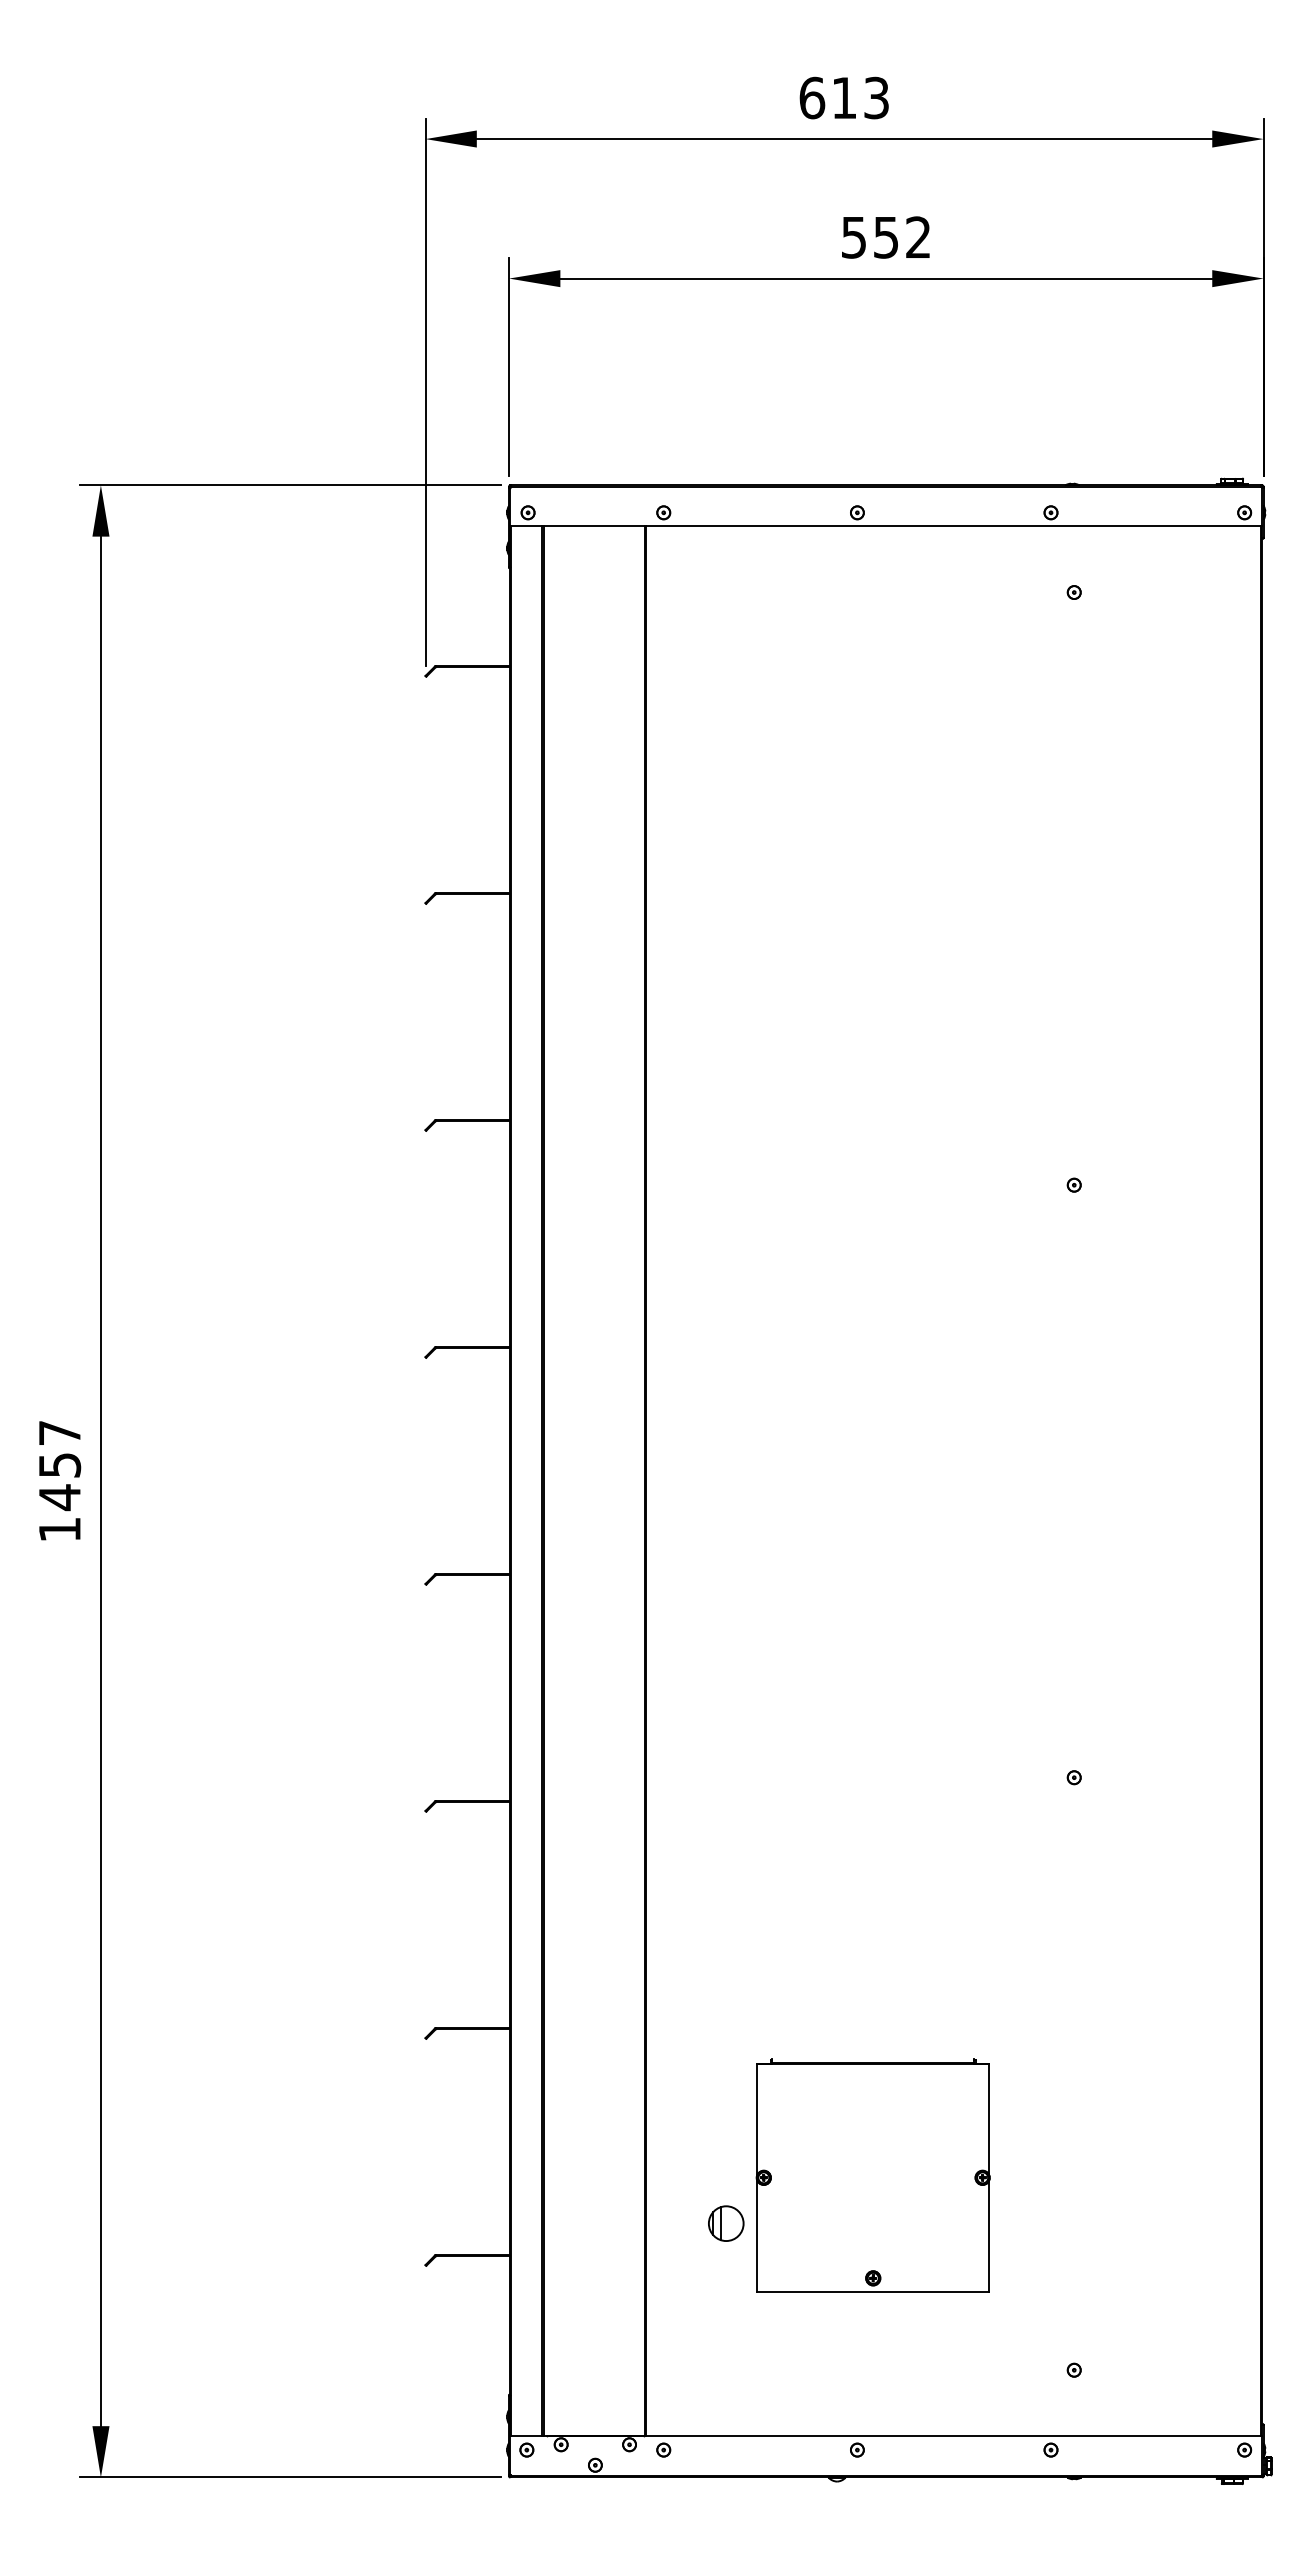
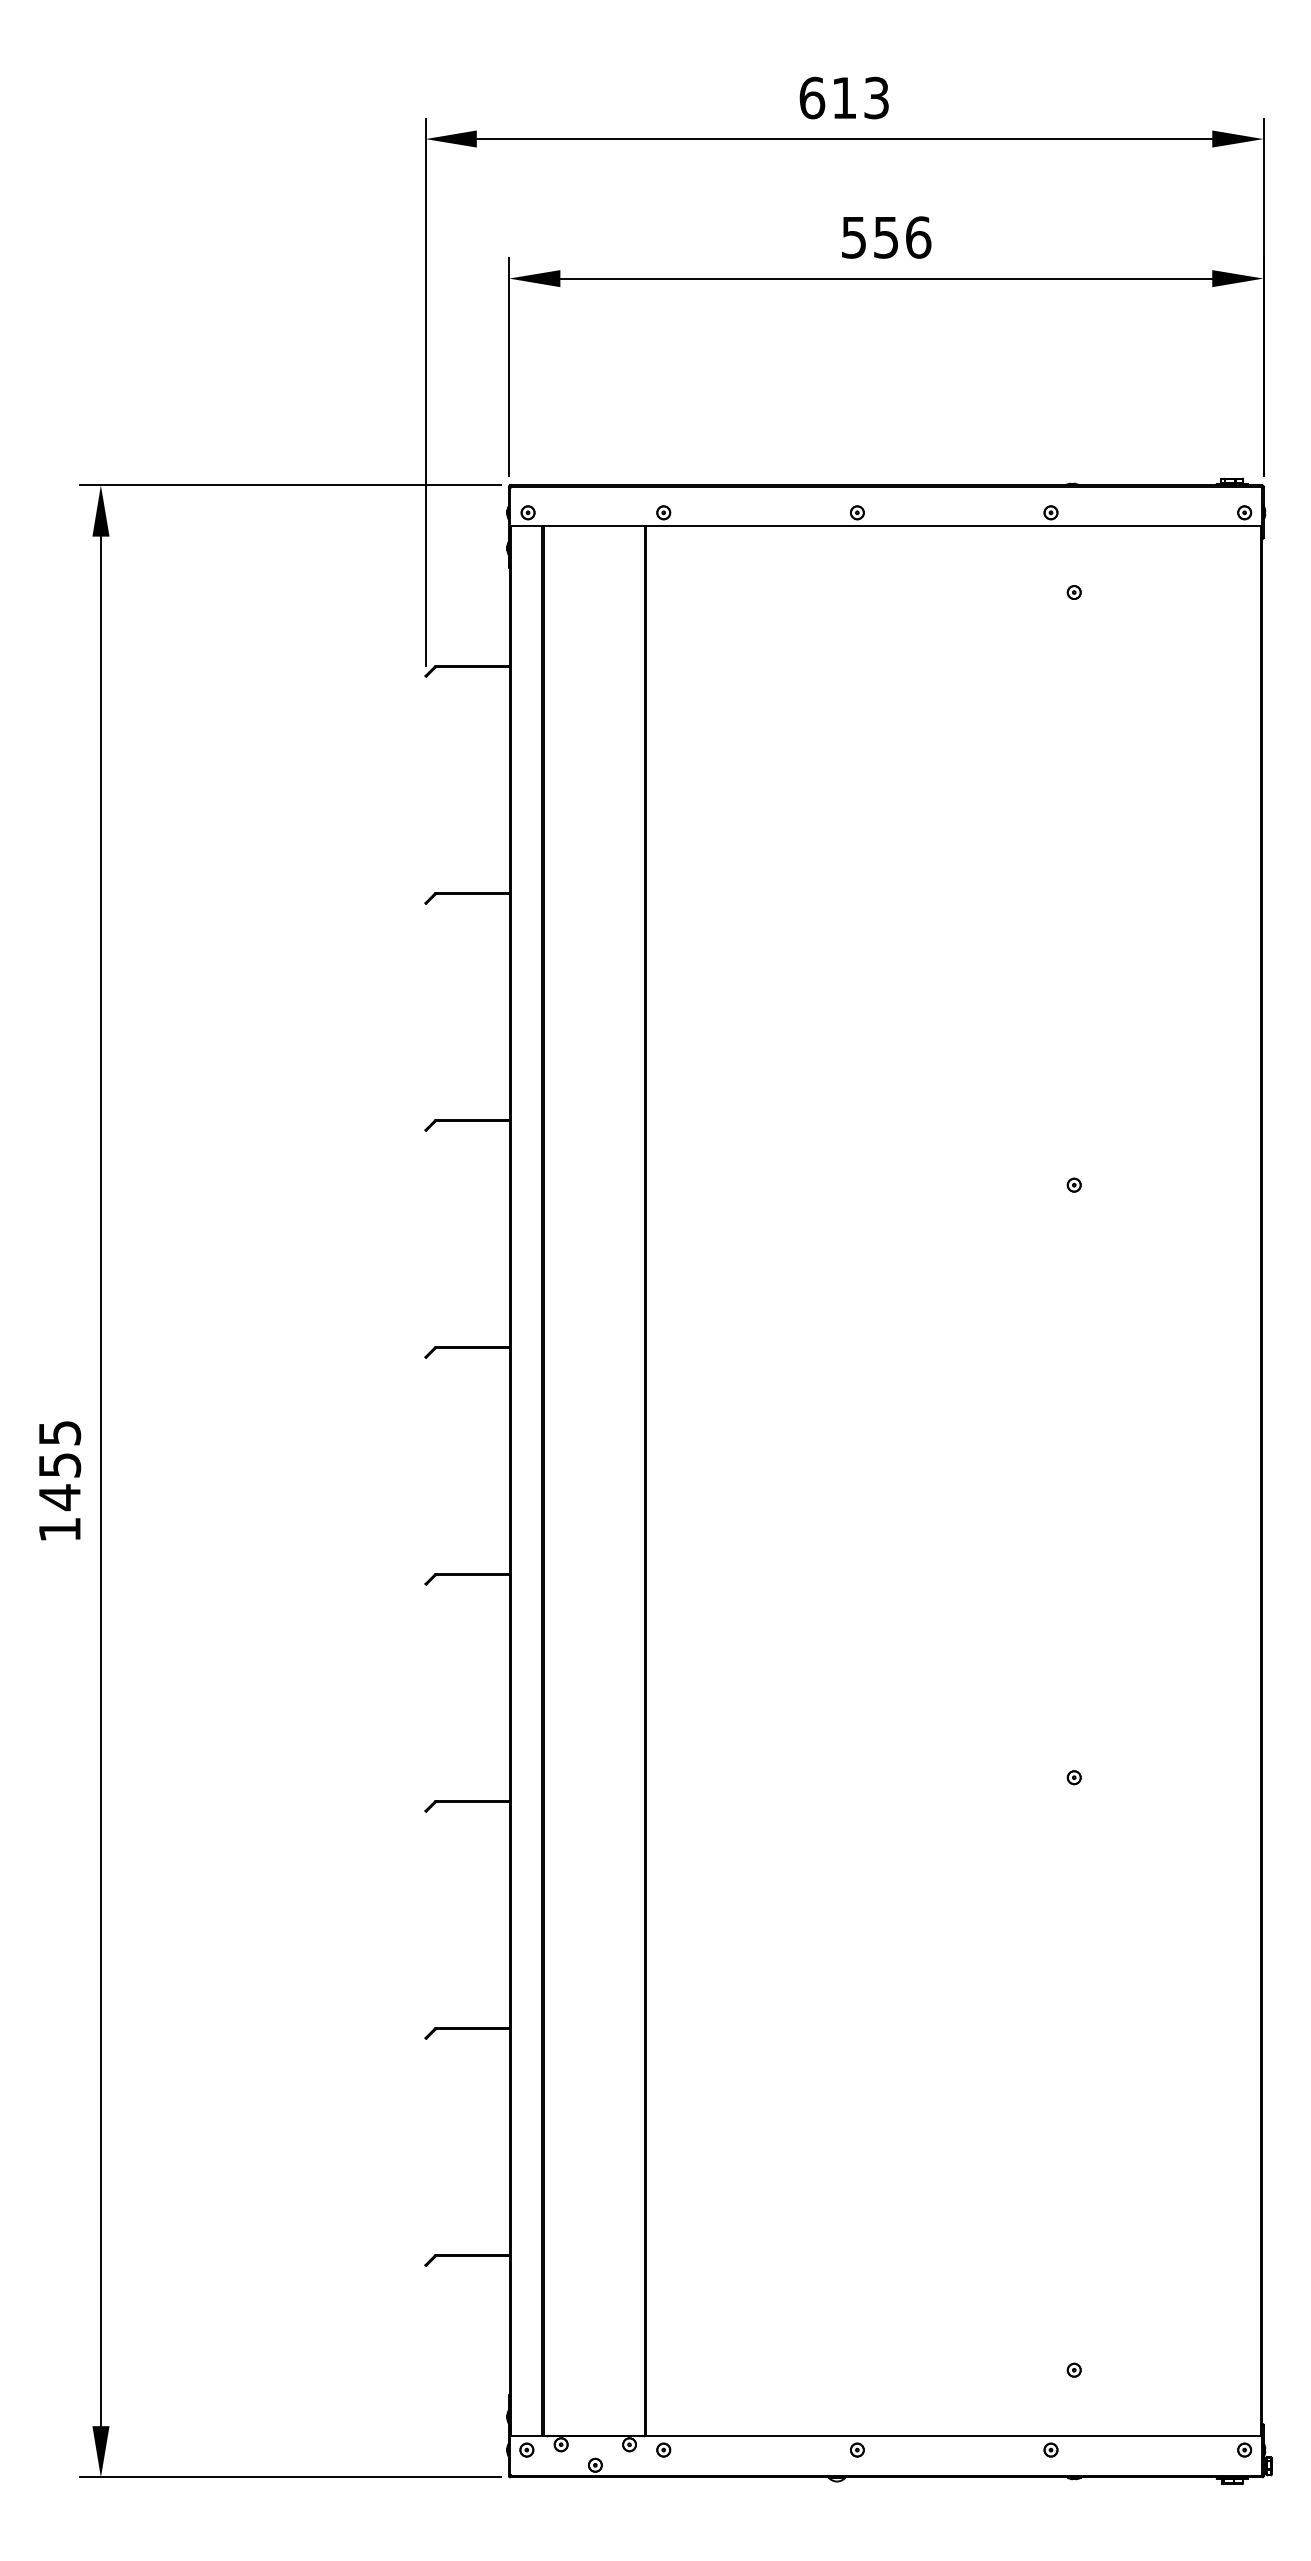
text: 552 -> 556 (918, 237)
text: 1457 -> 1455 (60, 1433)
part: present -> none (872, 2175)
part: present -> none (726, 2223)
